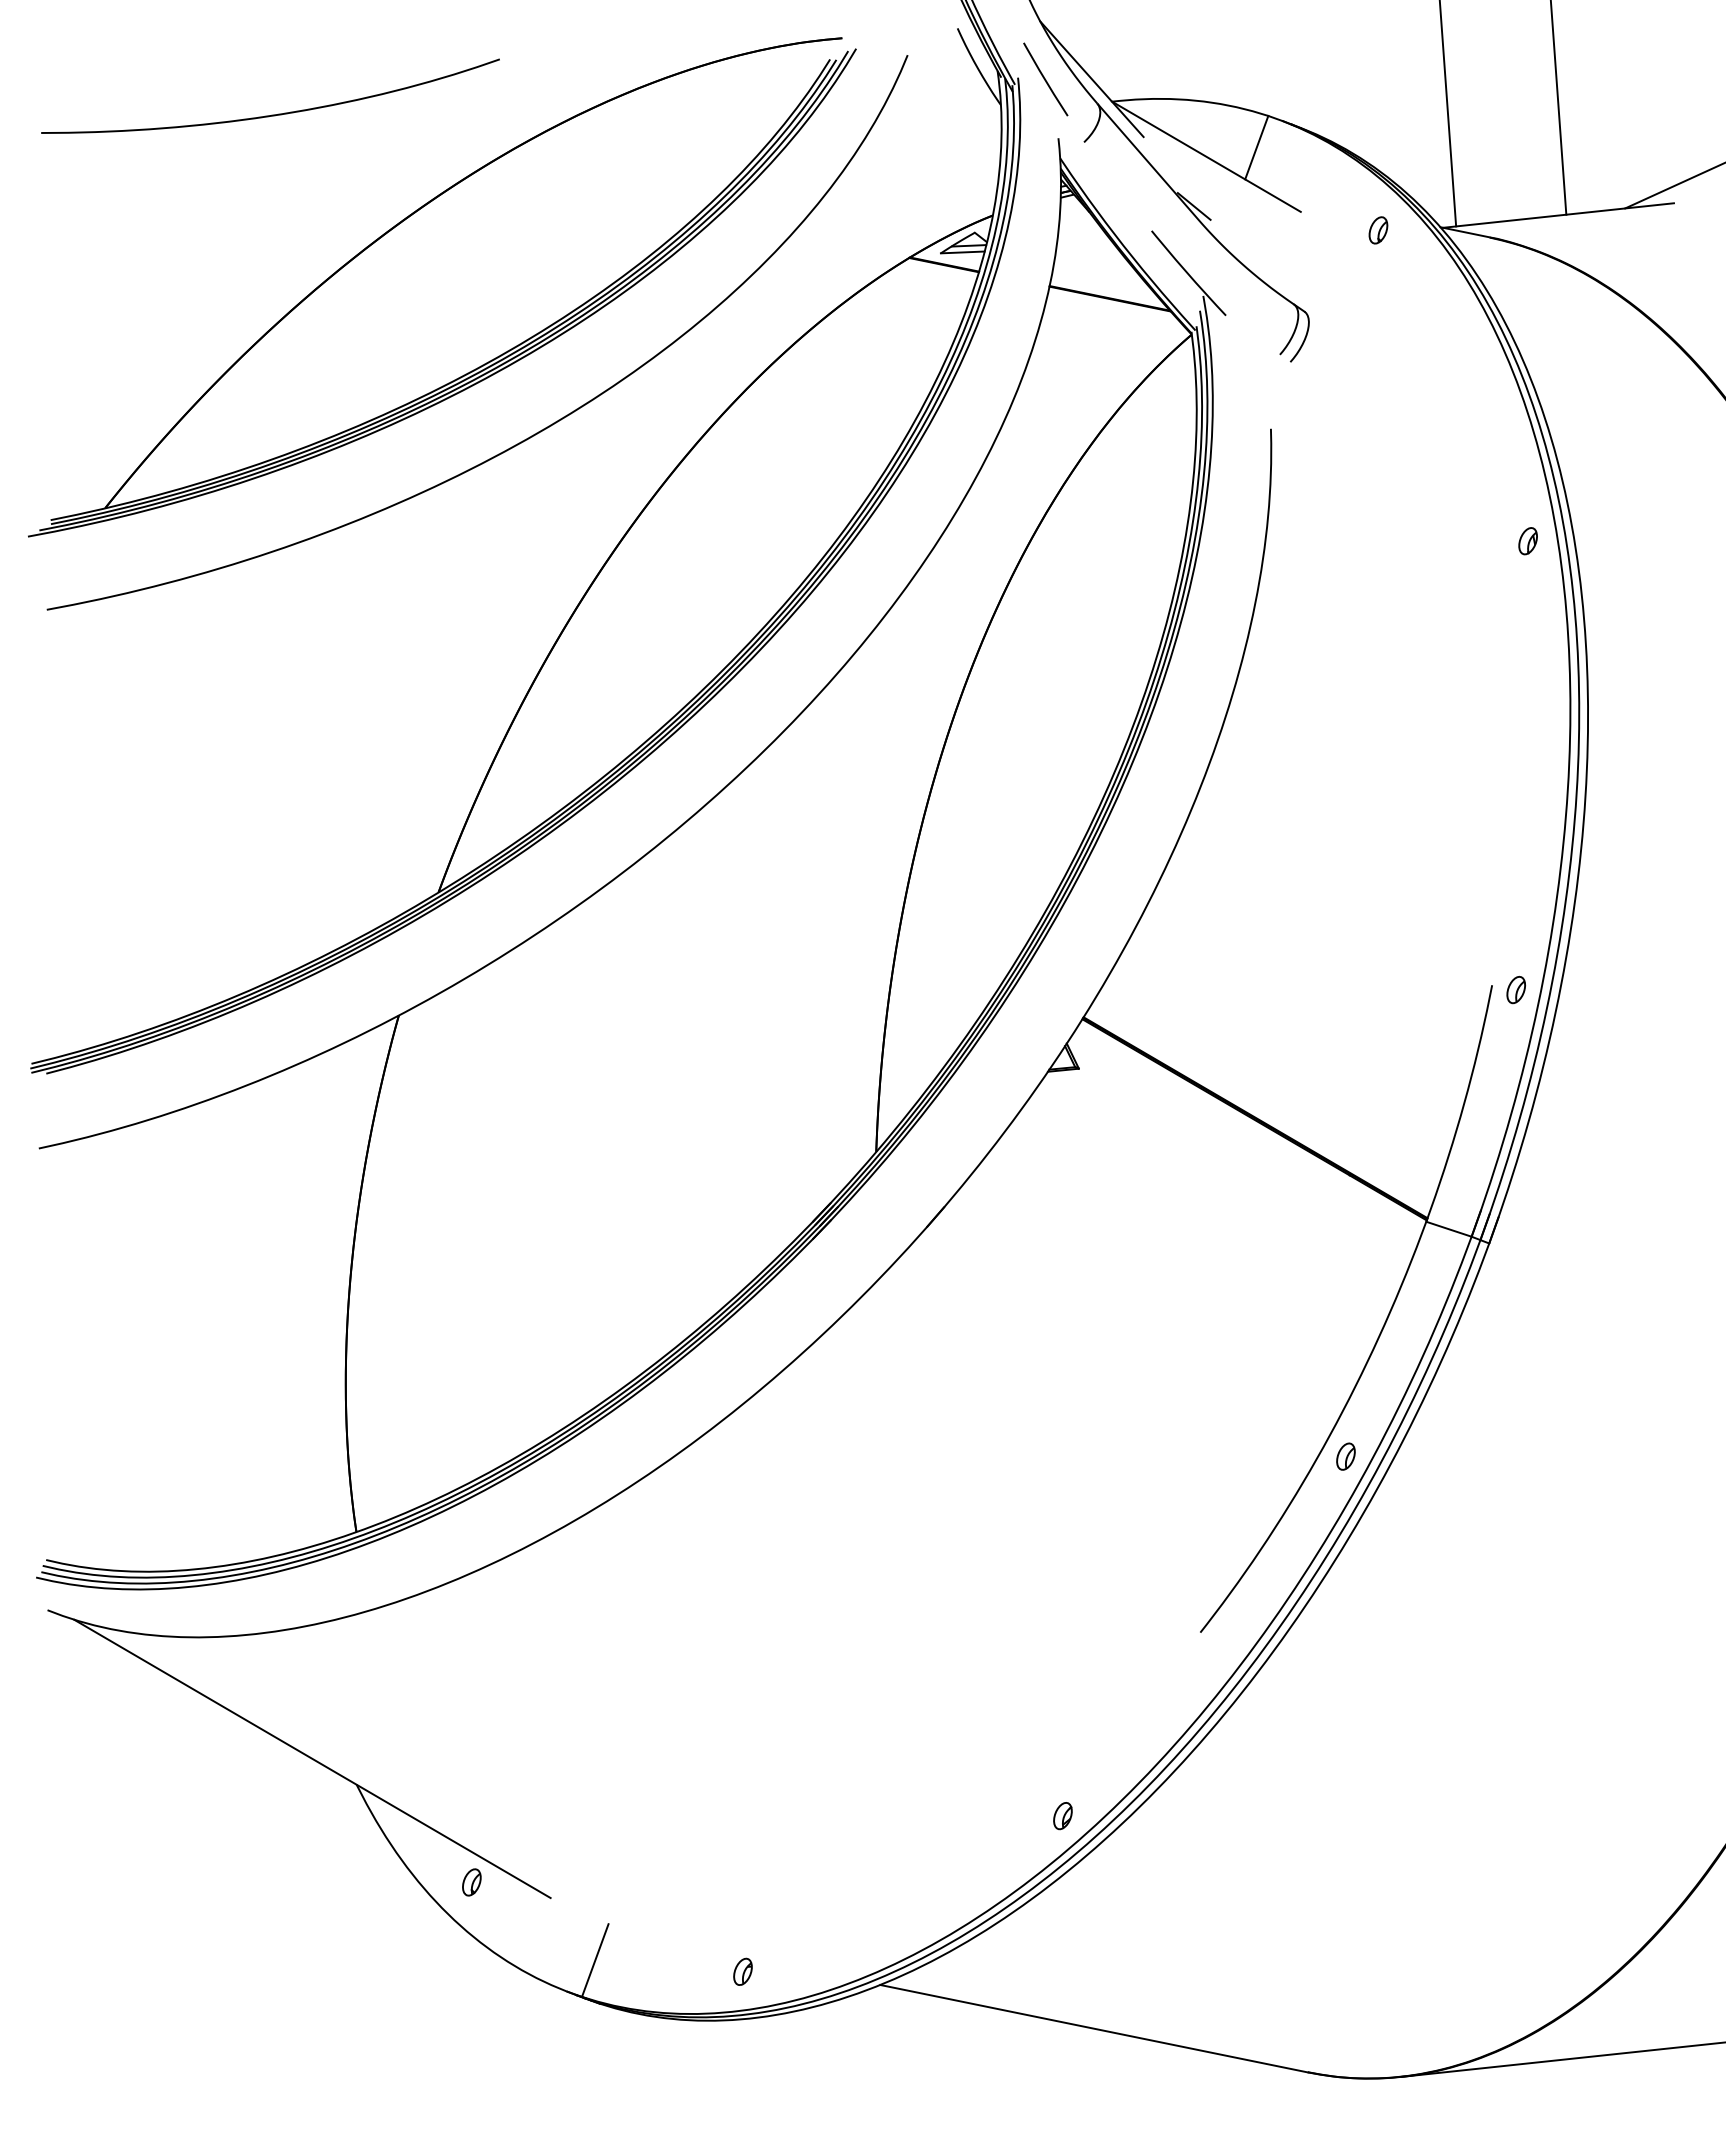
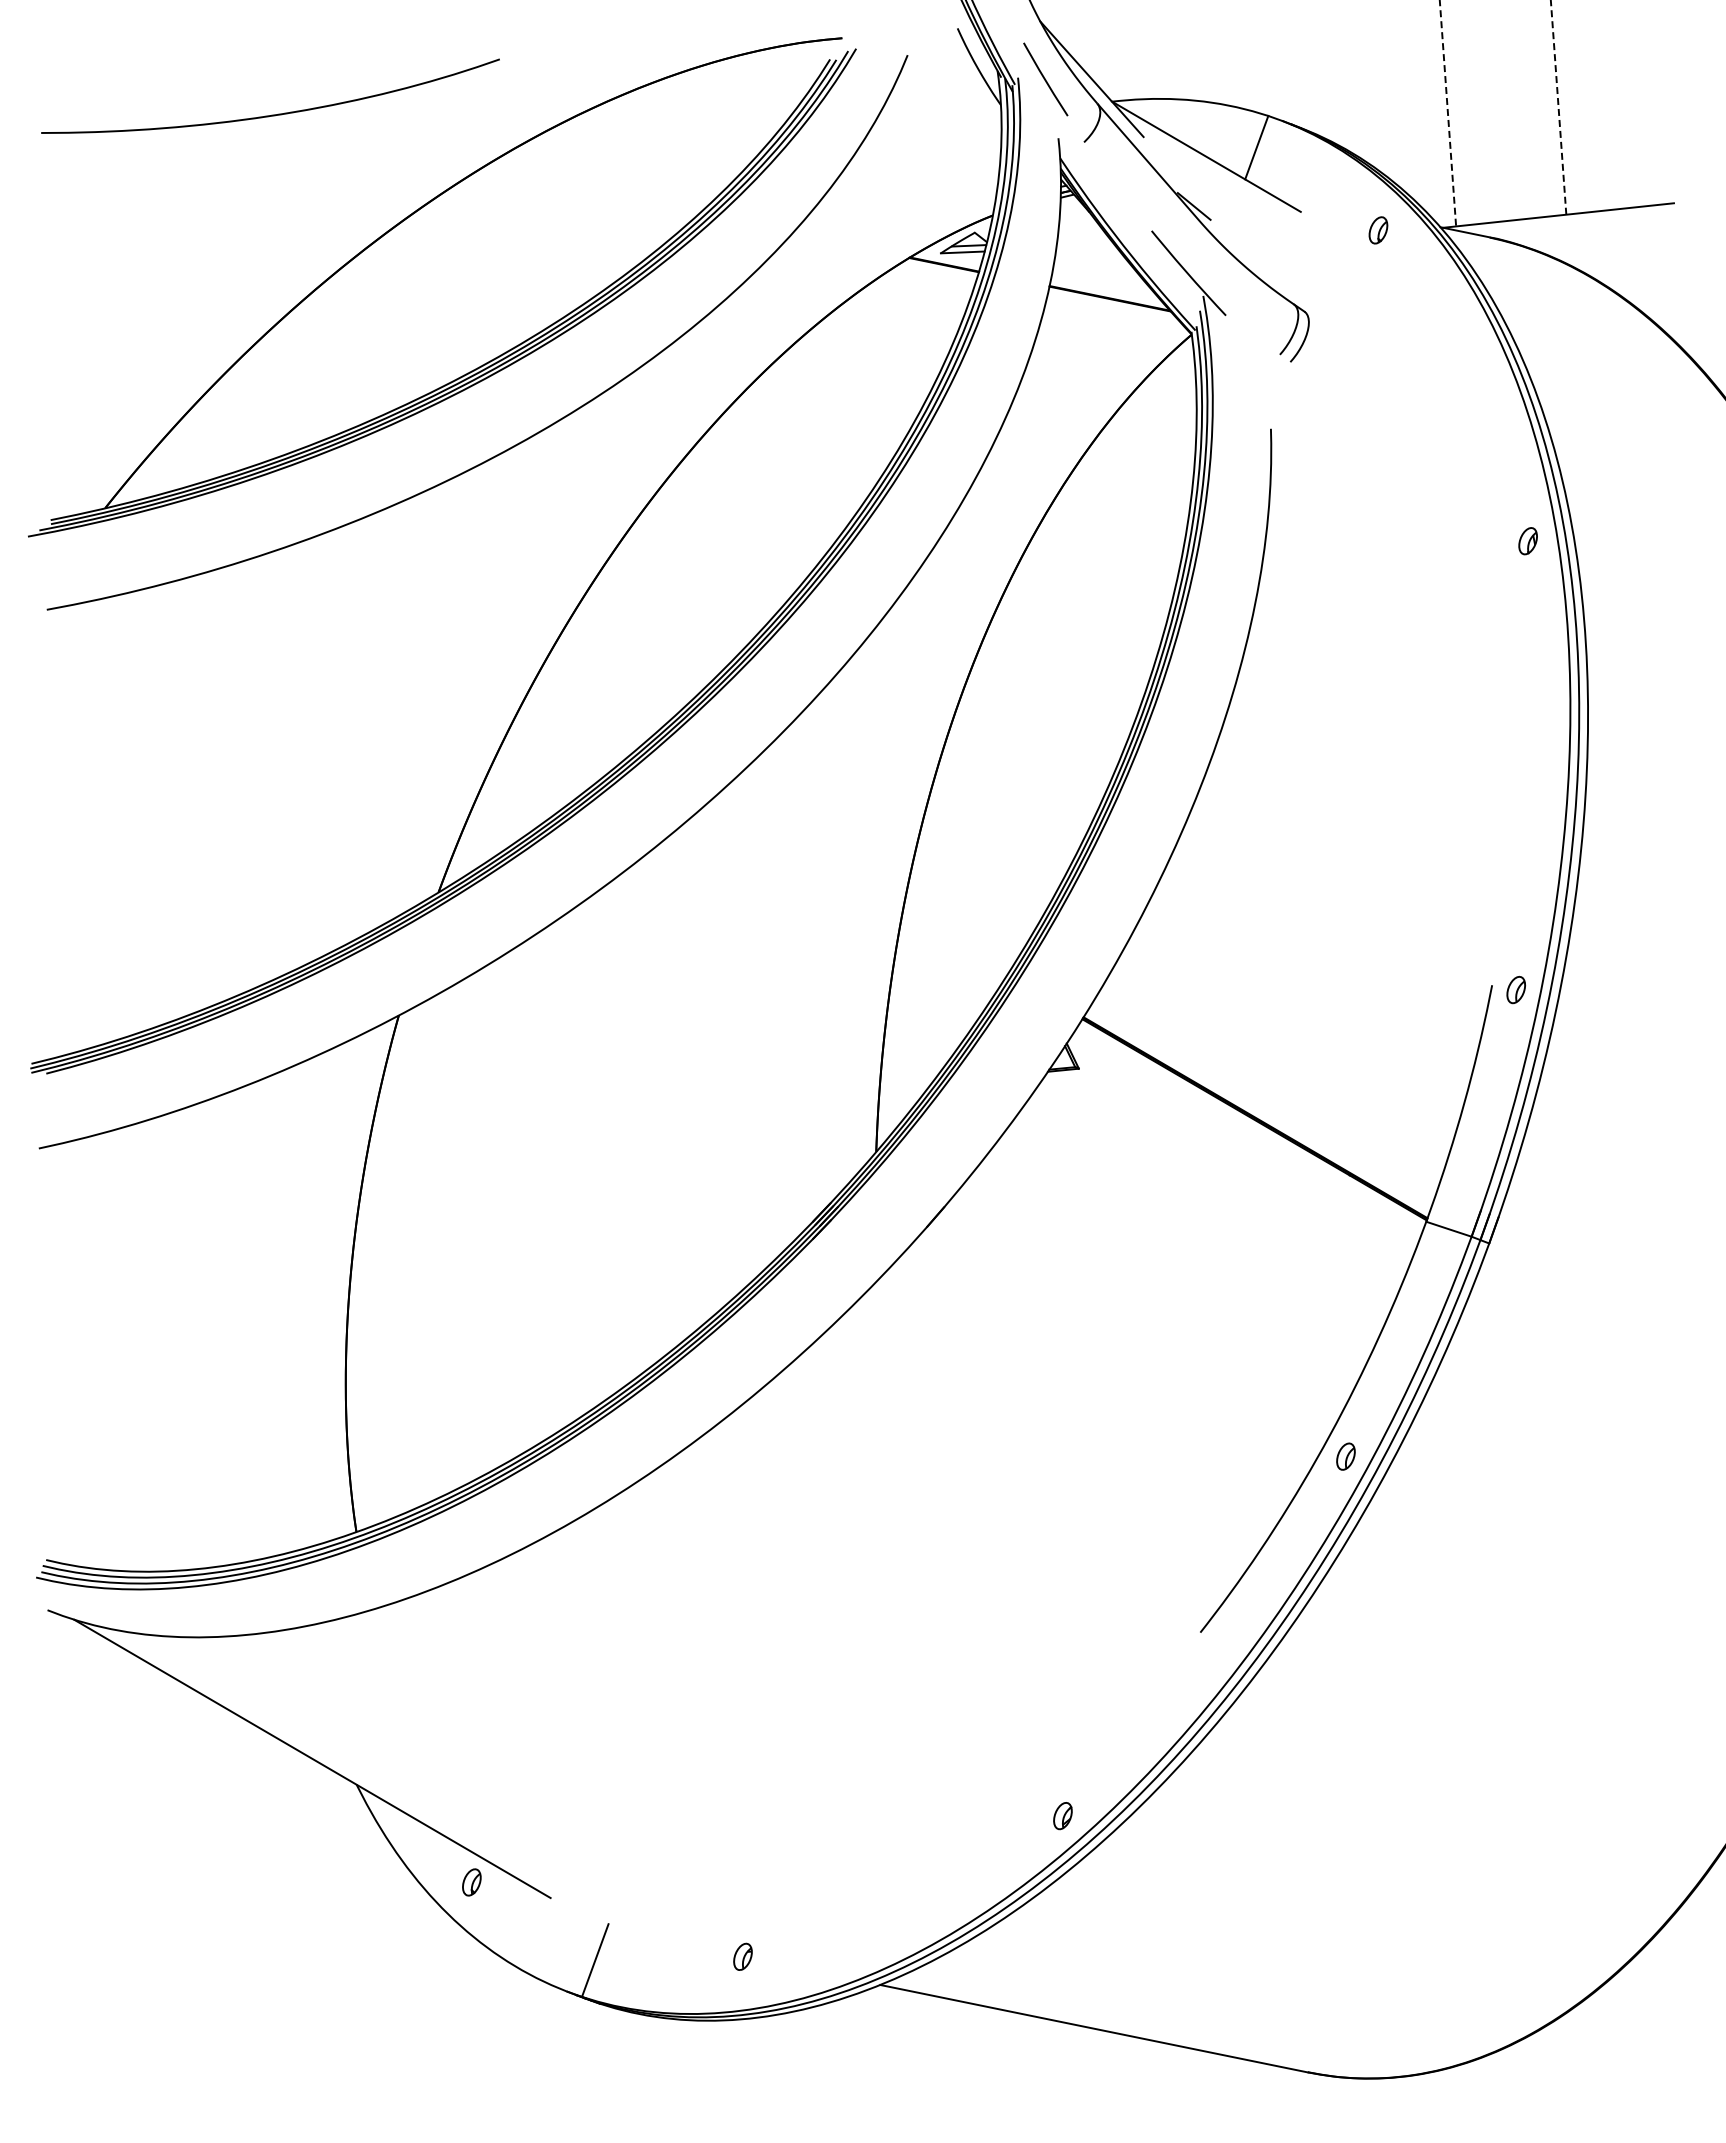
line: solid -> dashed (1558, 107)
line: solid -> dashed (1447, 113)
line: present -> none (1673, 186)
part position: (742, 1971) -> (742, 1956) (742, 1956)
line: present -> none (1561, 2059)
